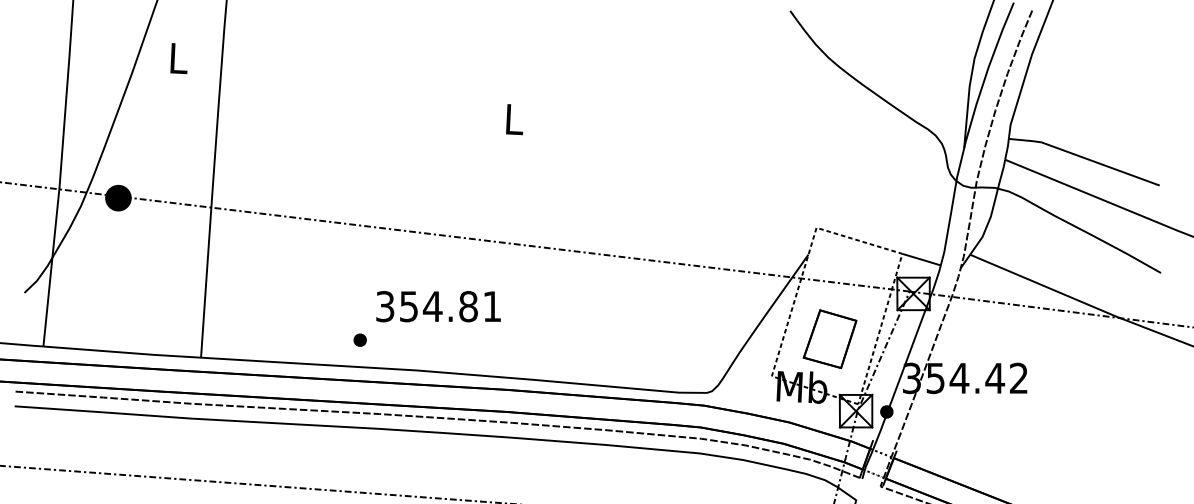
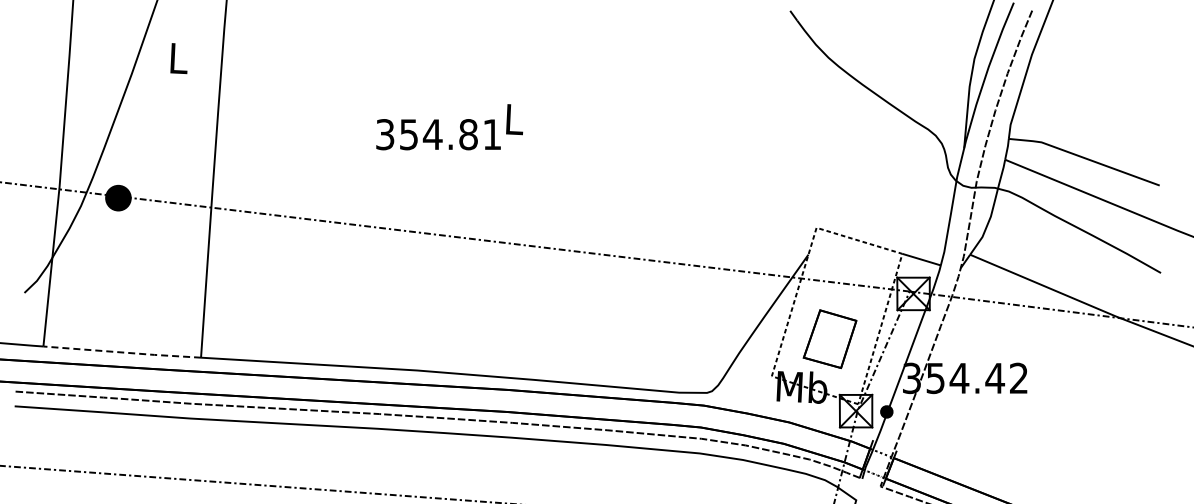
text position: (438, 306) -> (438, 134) (438, 134)
part: present -> none (359, 339)
line: solid -> dashed (122, 352)
